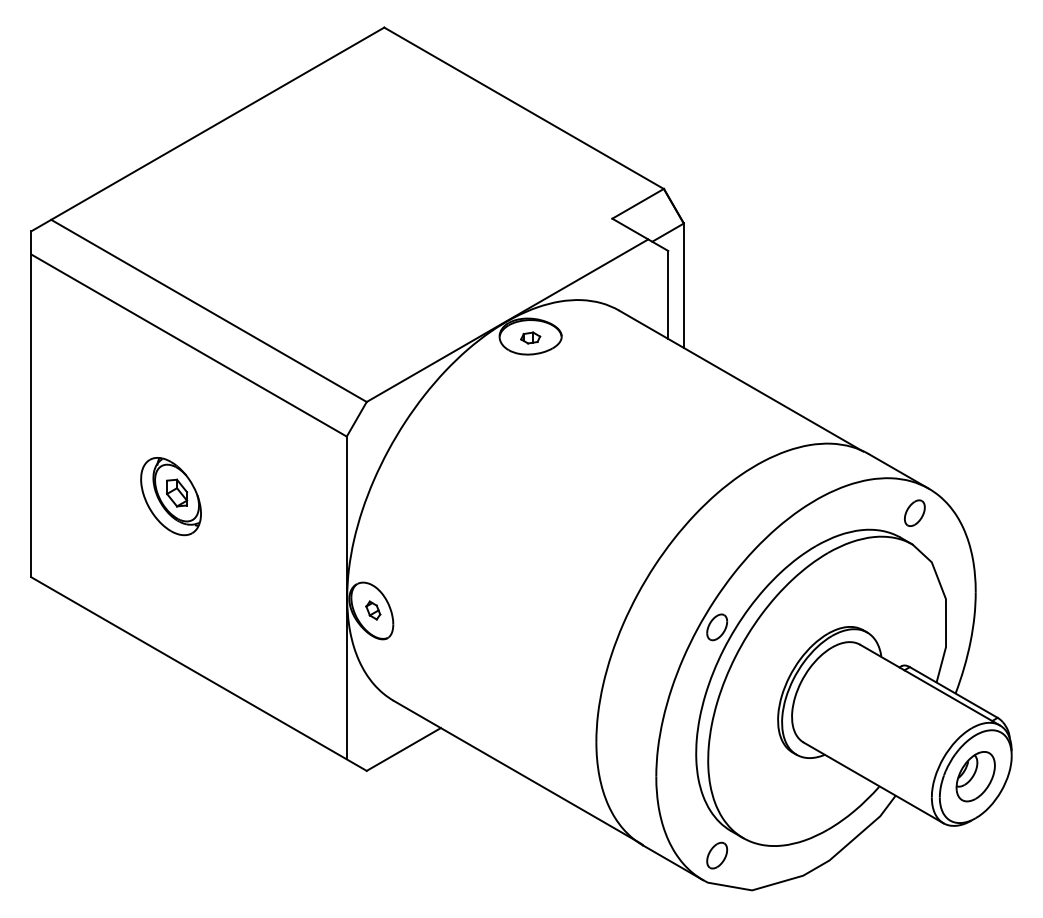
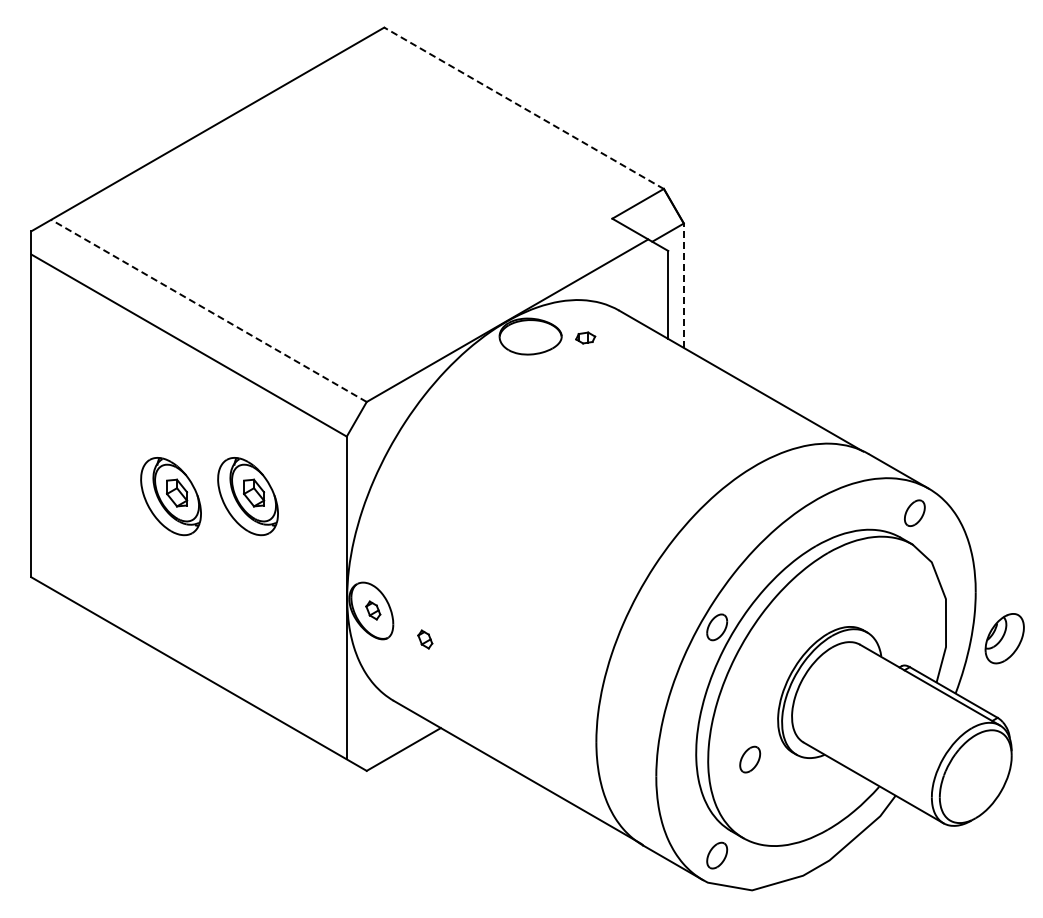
line: solid -> dashed (524, 108)
line: solid -> dashed (683, 285)
line: solid -> dashed (208, 310)
part position: (530, 337) -> (585, 337) (585, 337)
part: none -> present (247, 496)
part: none -> present (425, 639)
part: none -> present (750, 759)
part position: (975, 776) -> (1004, 638) (1004, 638)
